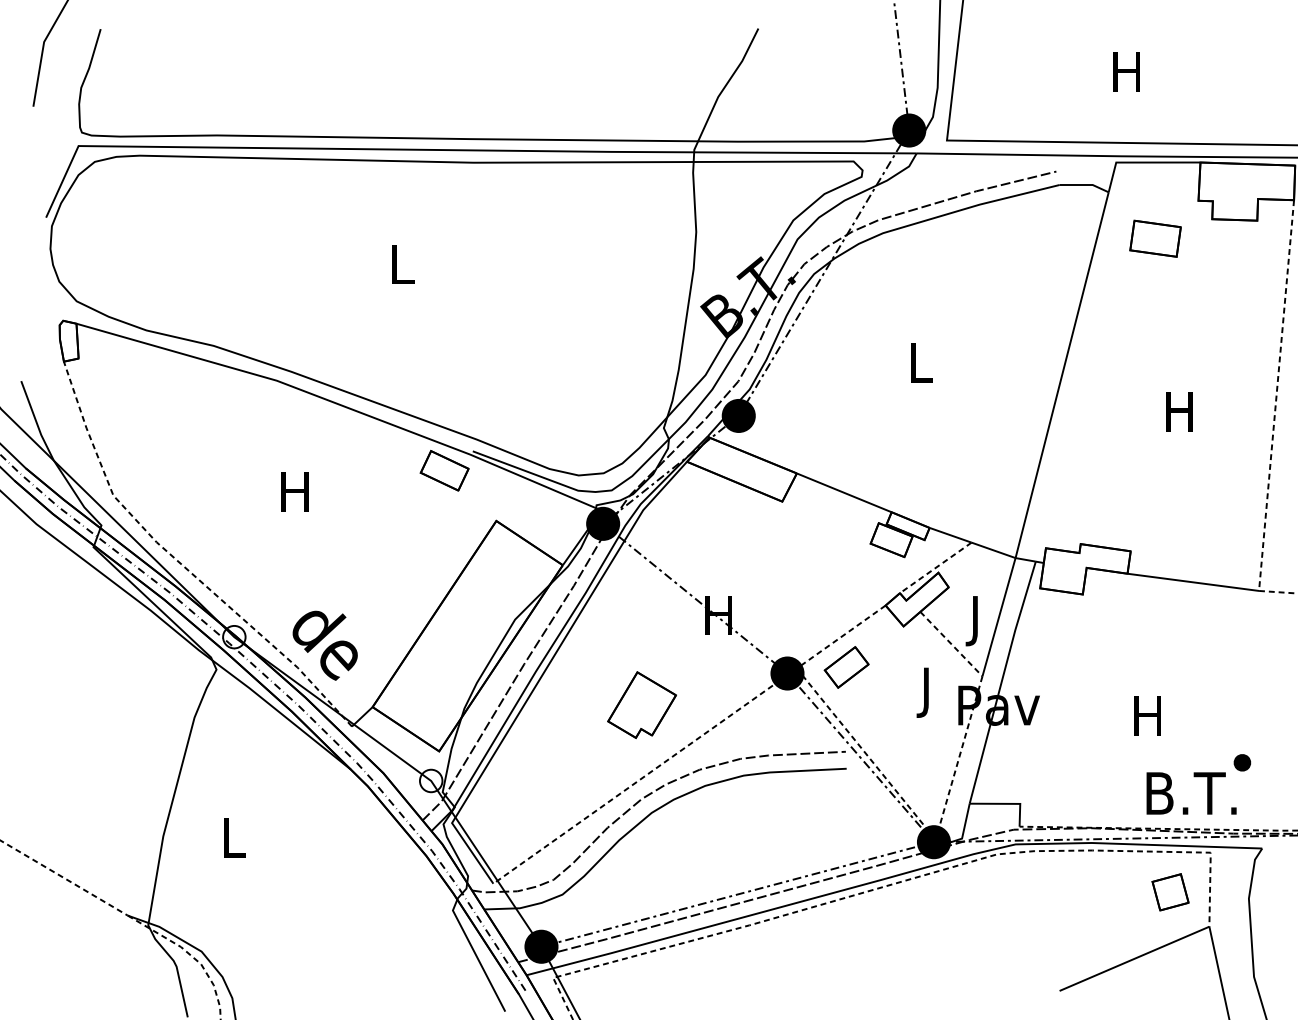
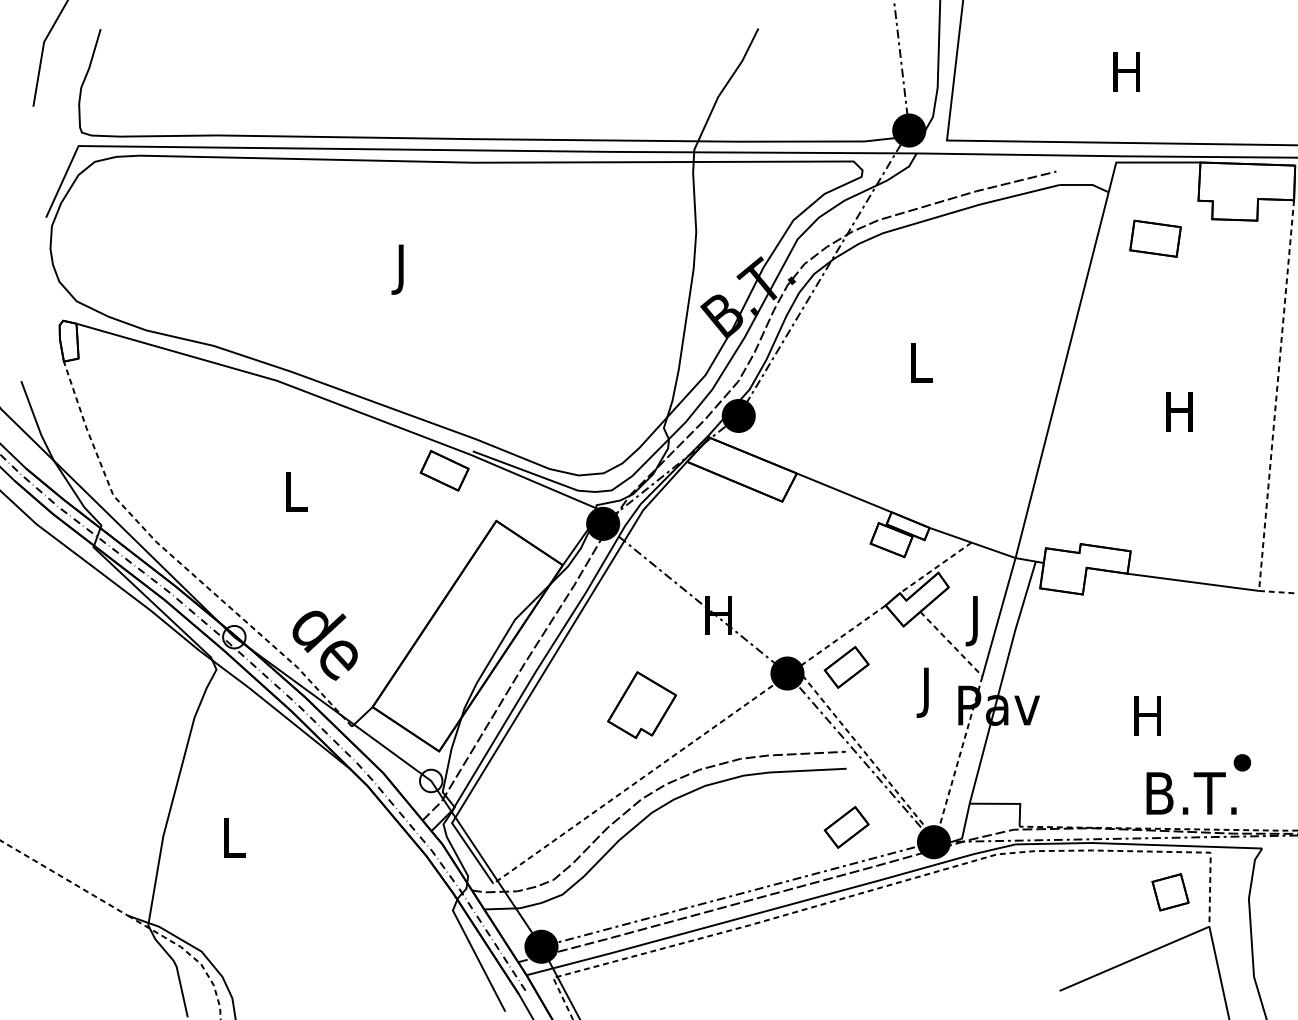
text: L -> J (402, 269)
text: H -> L (294, 491)
part: none -> present (846, 827)
